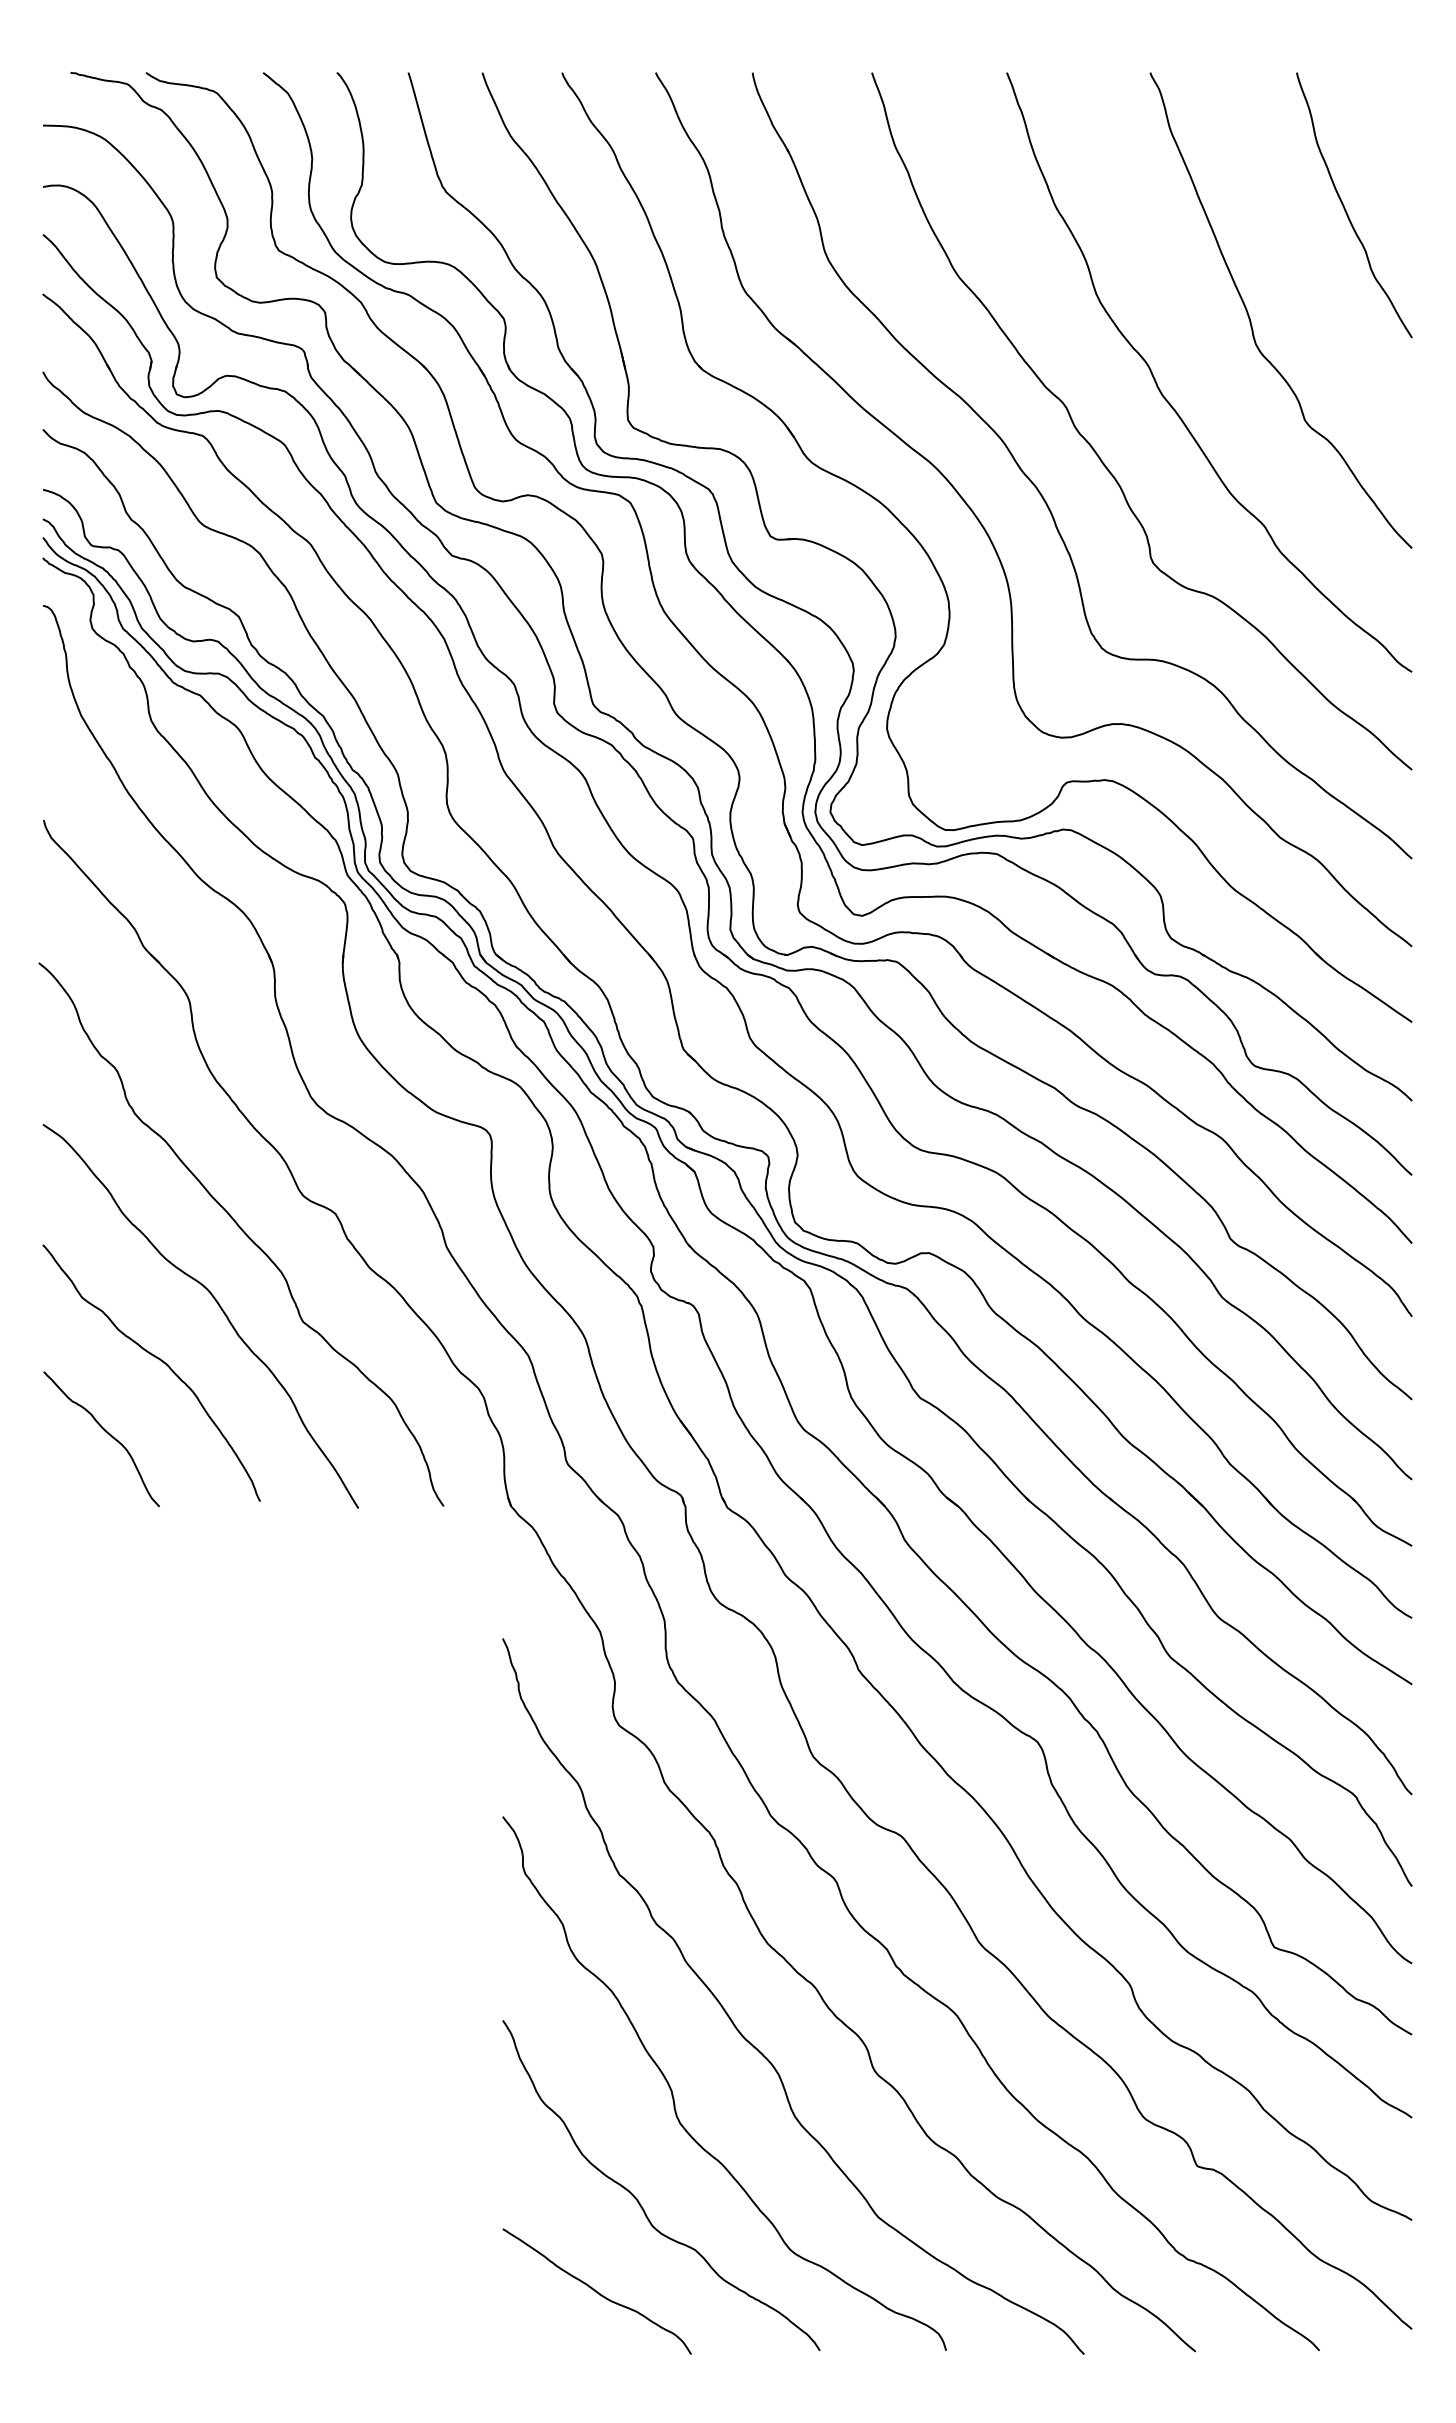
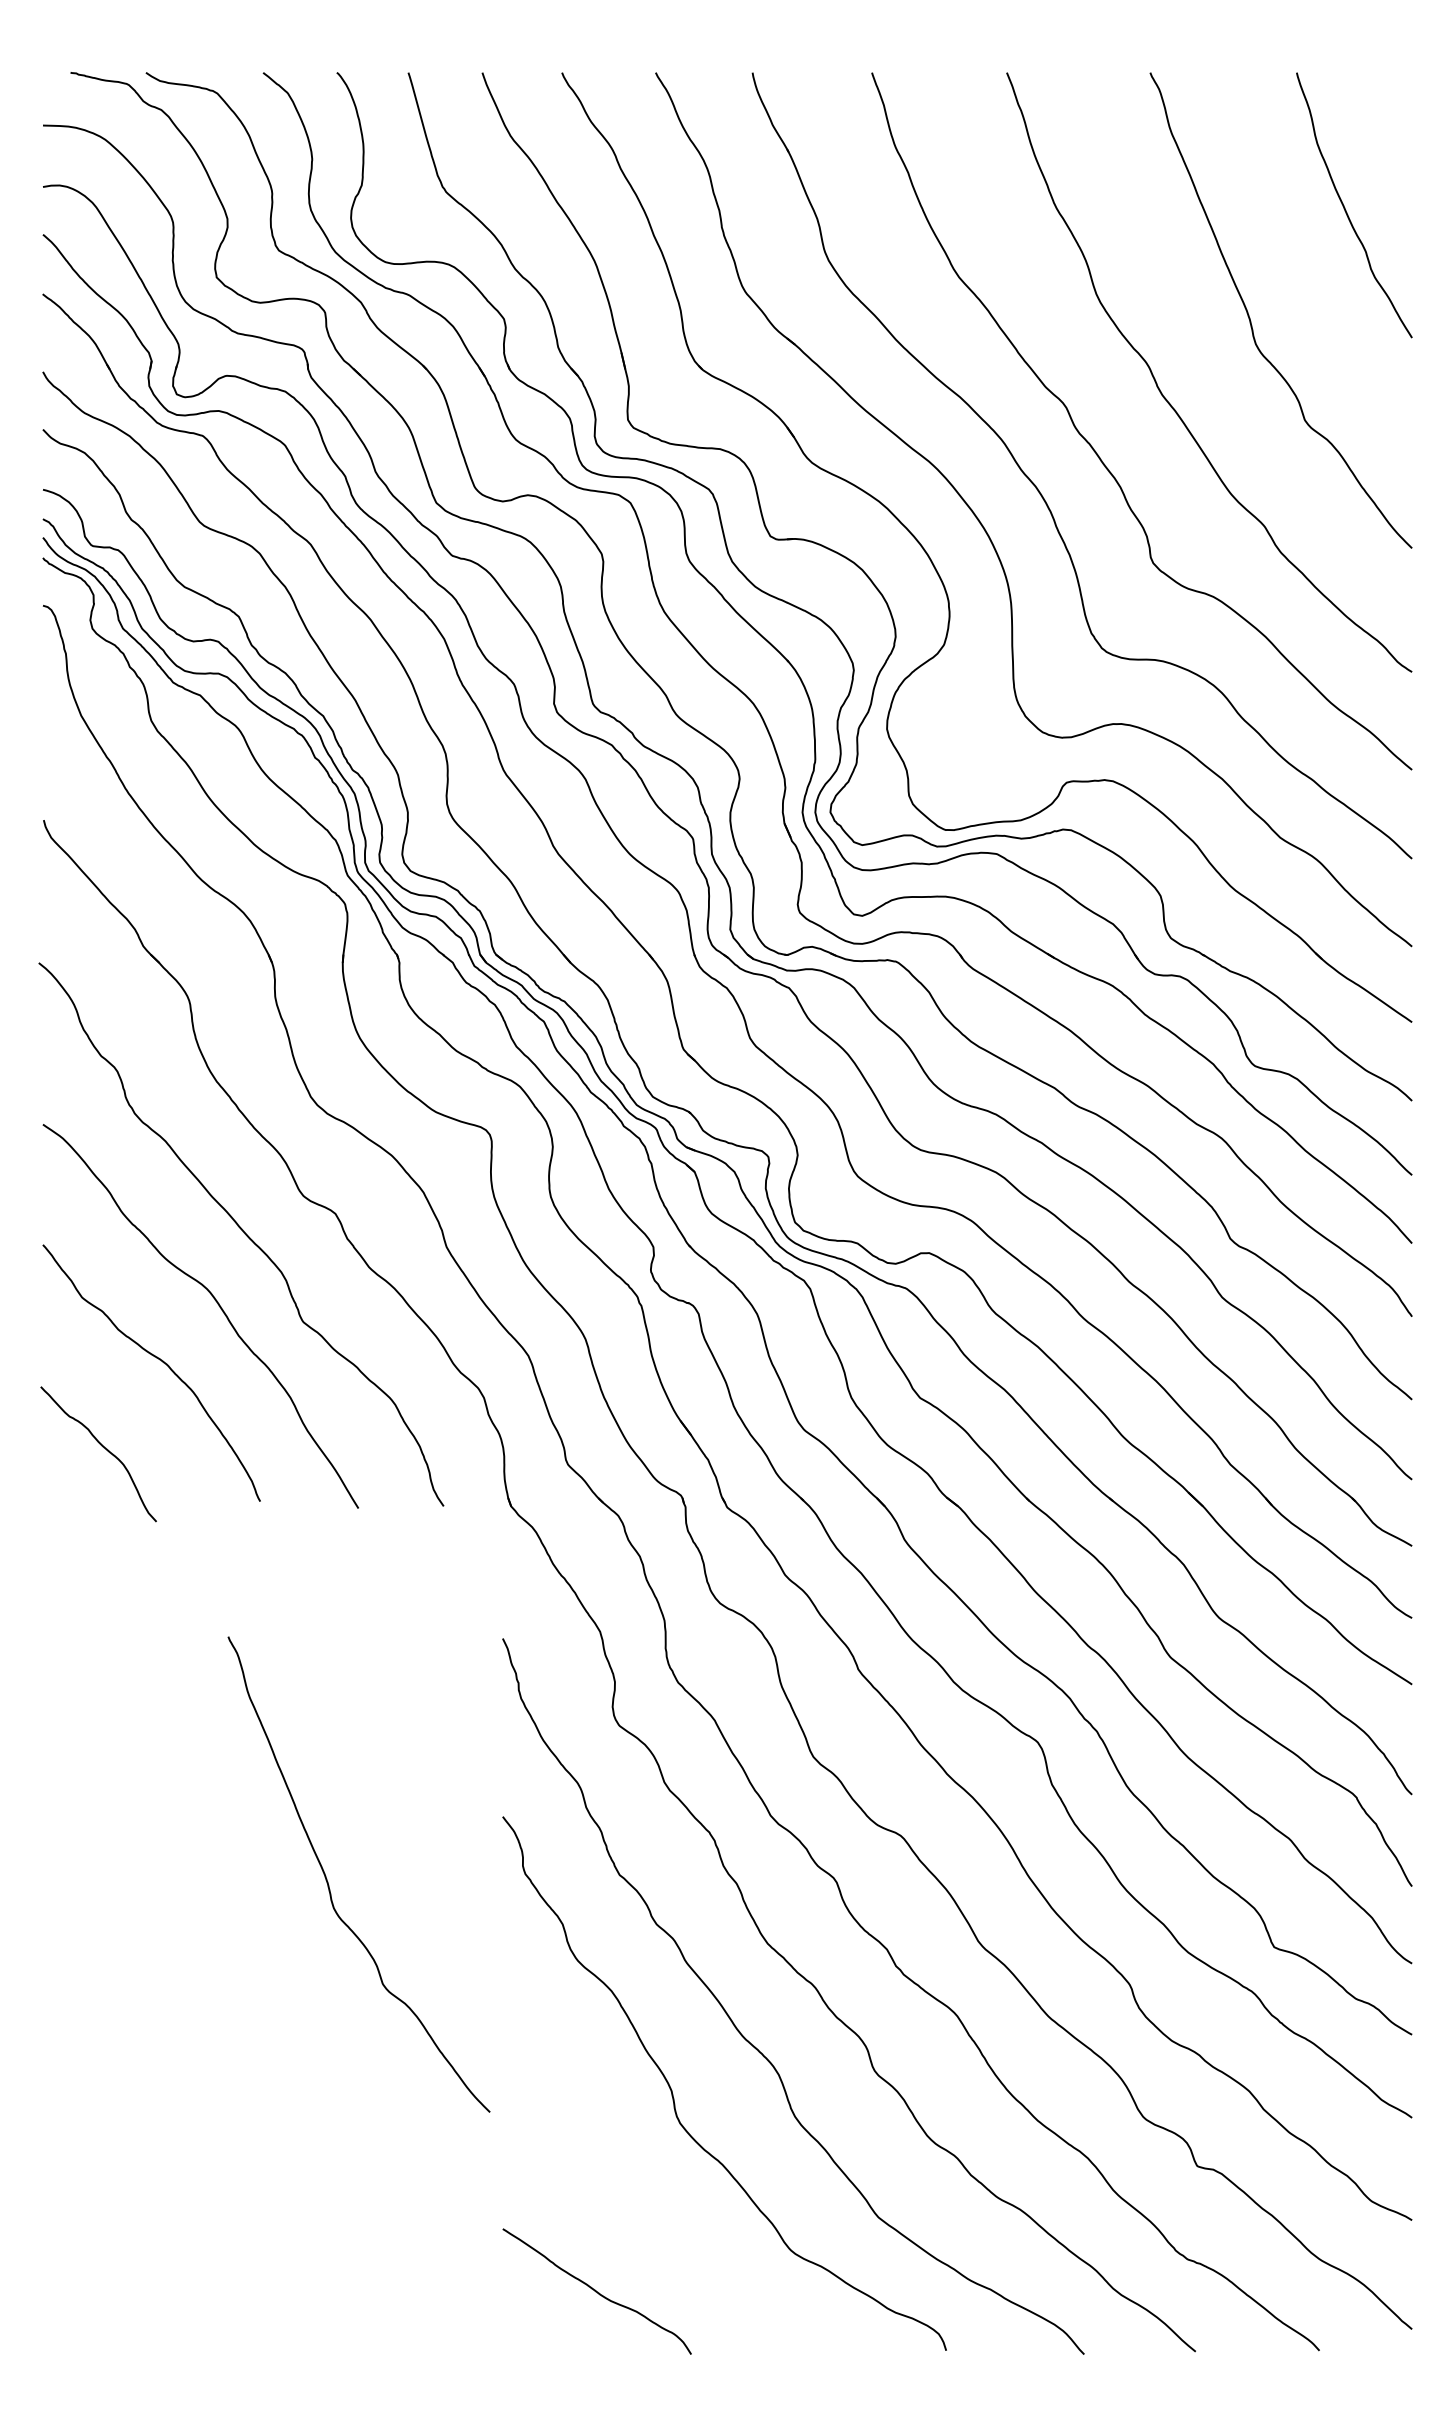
curve position: (105, 1432) -> (102, 1447) (102, 1447)
curve: none -> present (328, 1881)
curve: present -> none (638, 2199)
